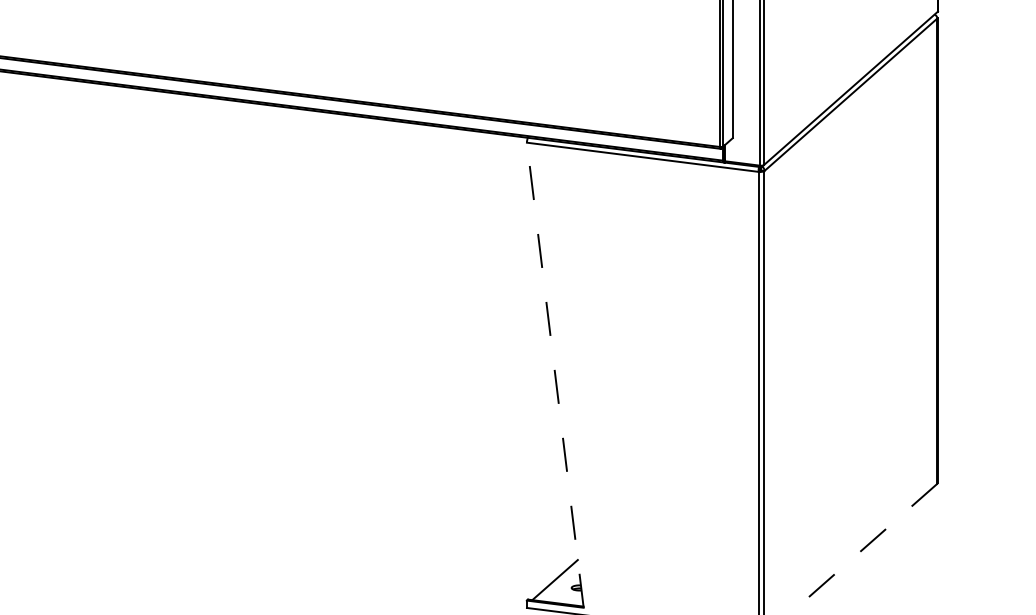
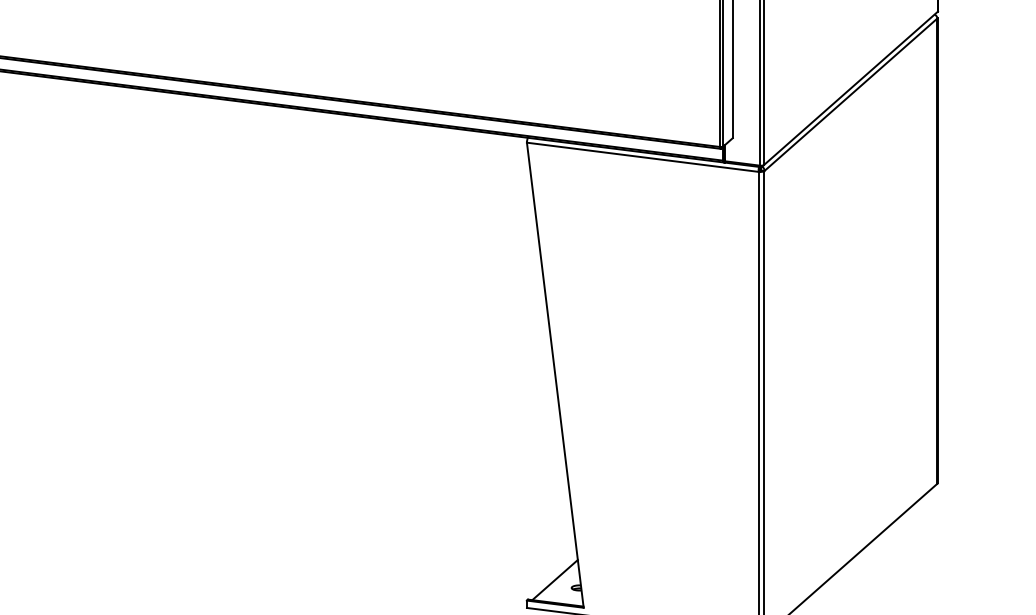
line: dashed -> solid (555, 374)
line: dashed -> solid (863, 549)
